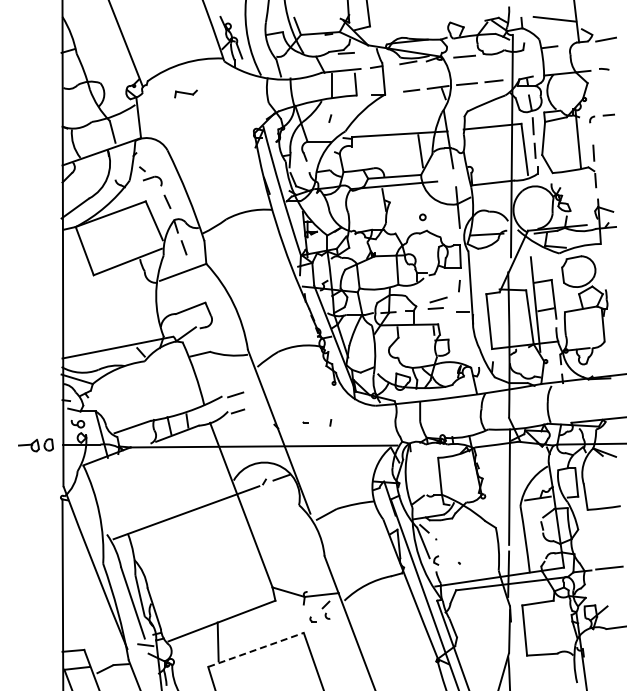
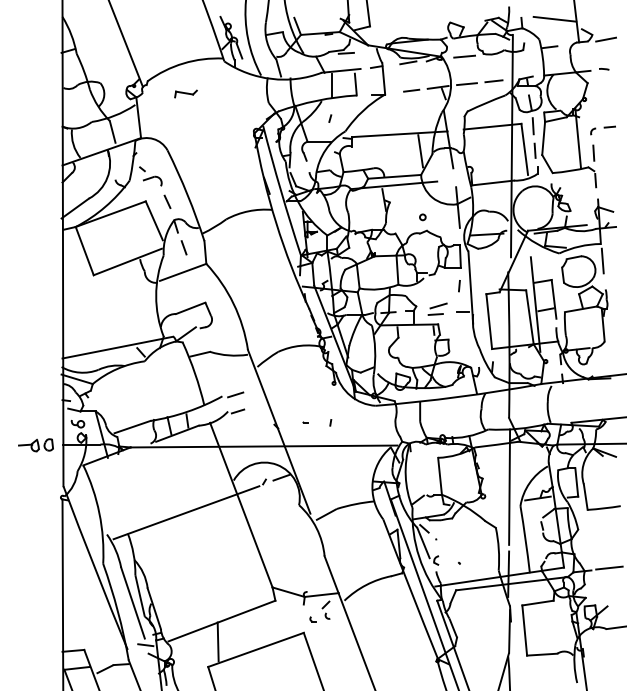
part position: (601, 118) -> (602, 130) (602, 130)
line: none -> present (602, 260)
part position: (437, 302) -> (437, 308) (437, 308)
line: dashed -> solid (256, 649)
